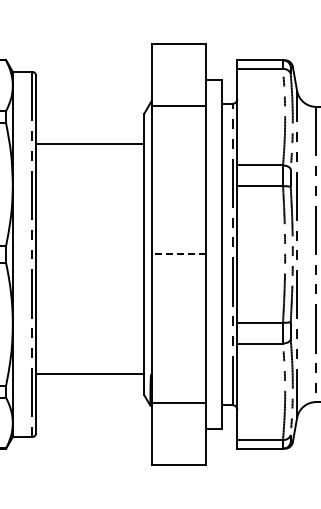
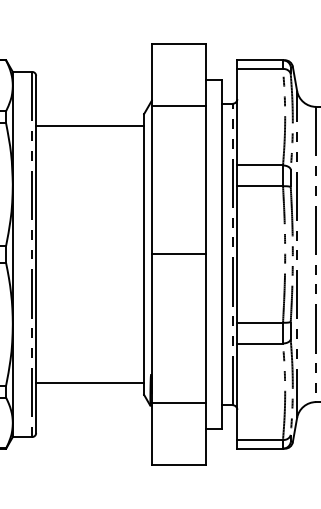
line position: (90, 143) -> (90, 125) (90, 125)
line: dashed -> solid (178, 254)
line position: (90, 374) -> (90, 383) (90, 383)
